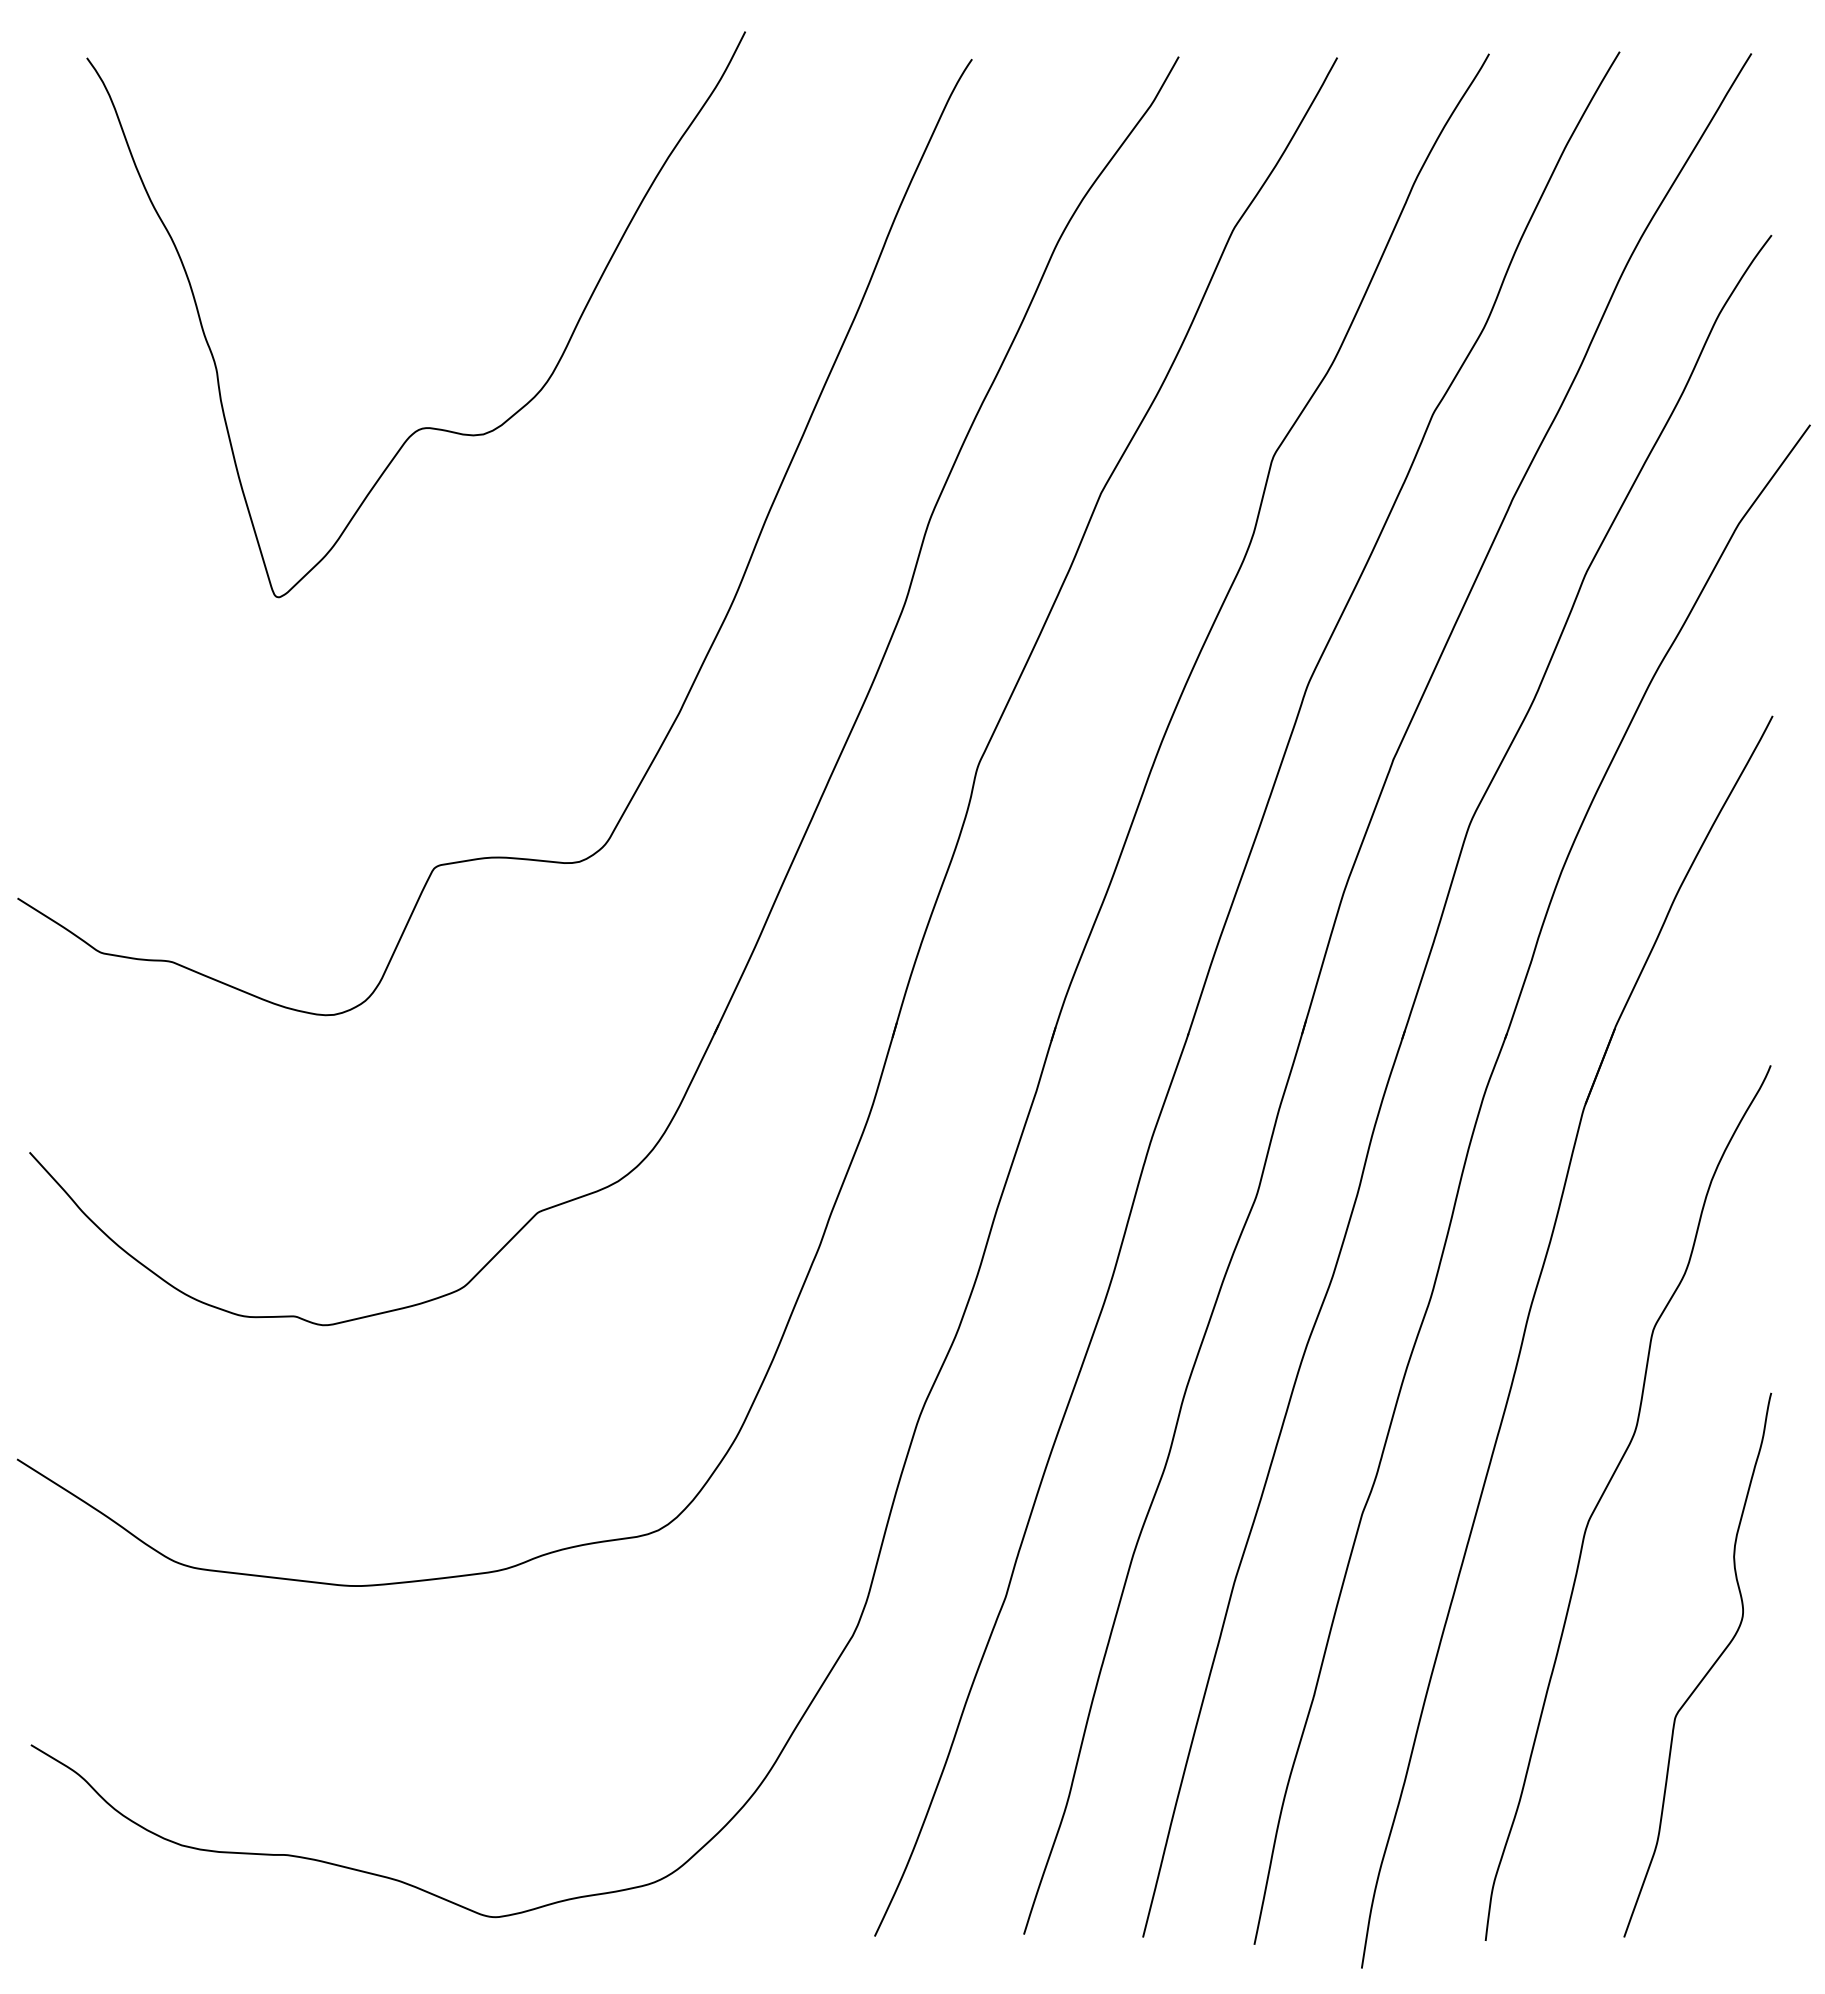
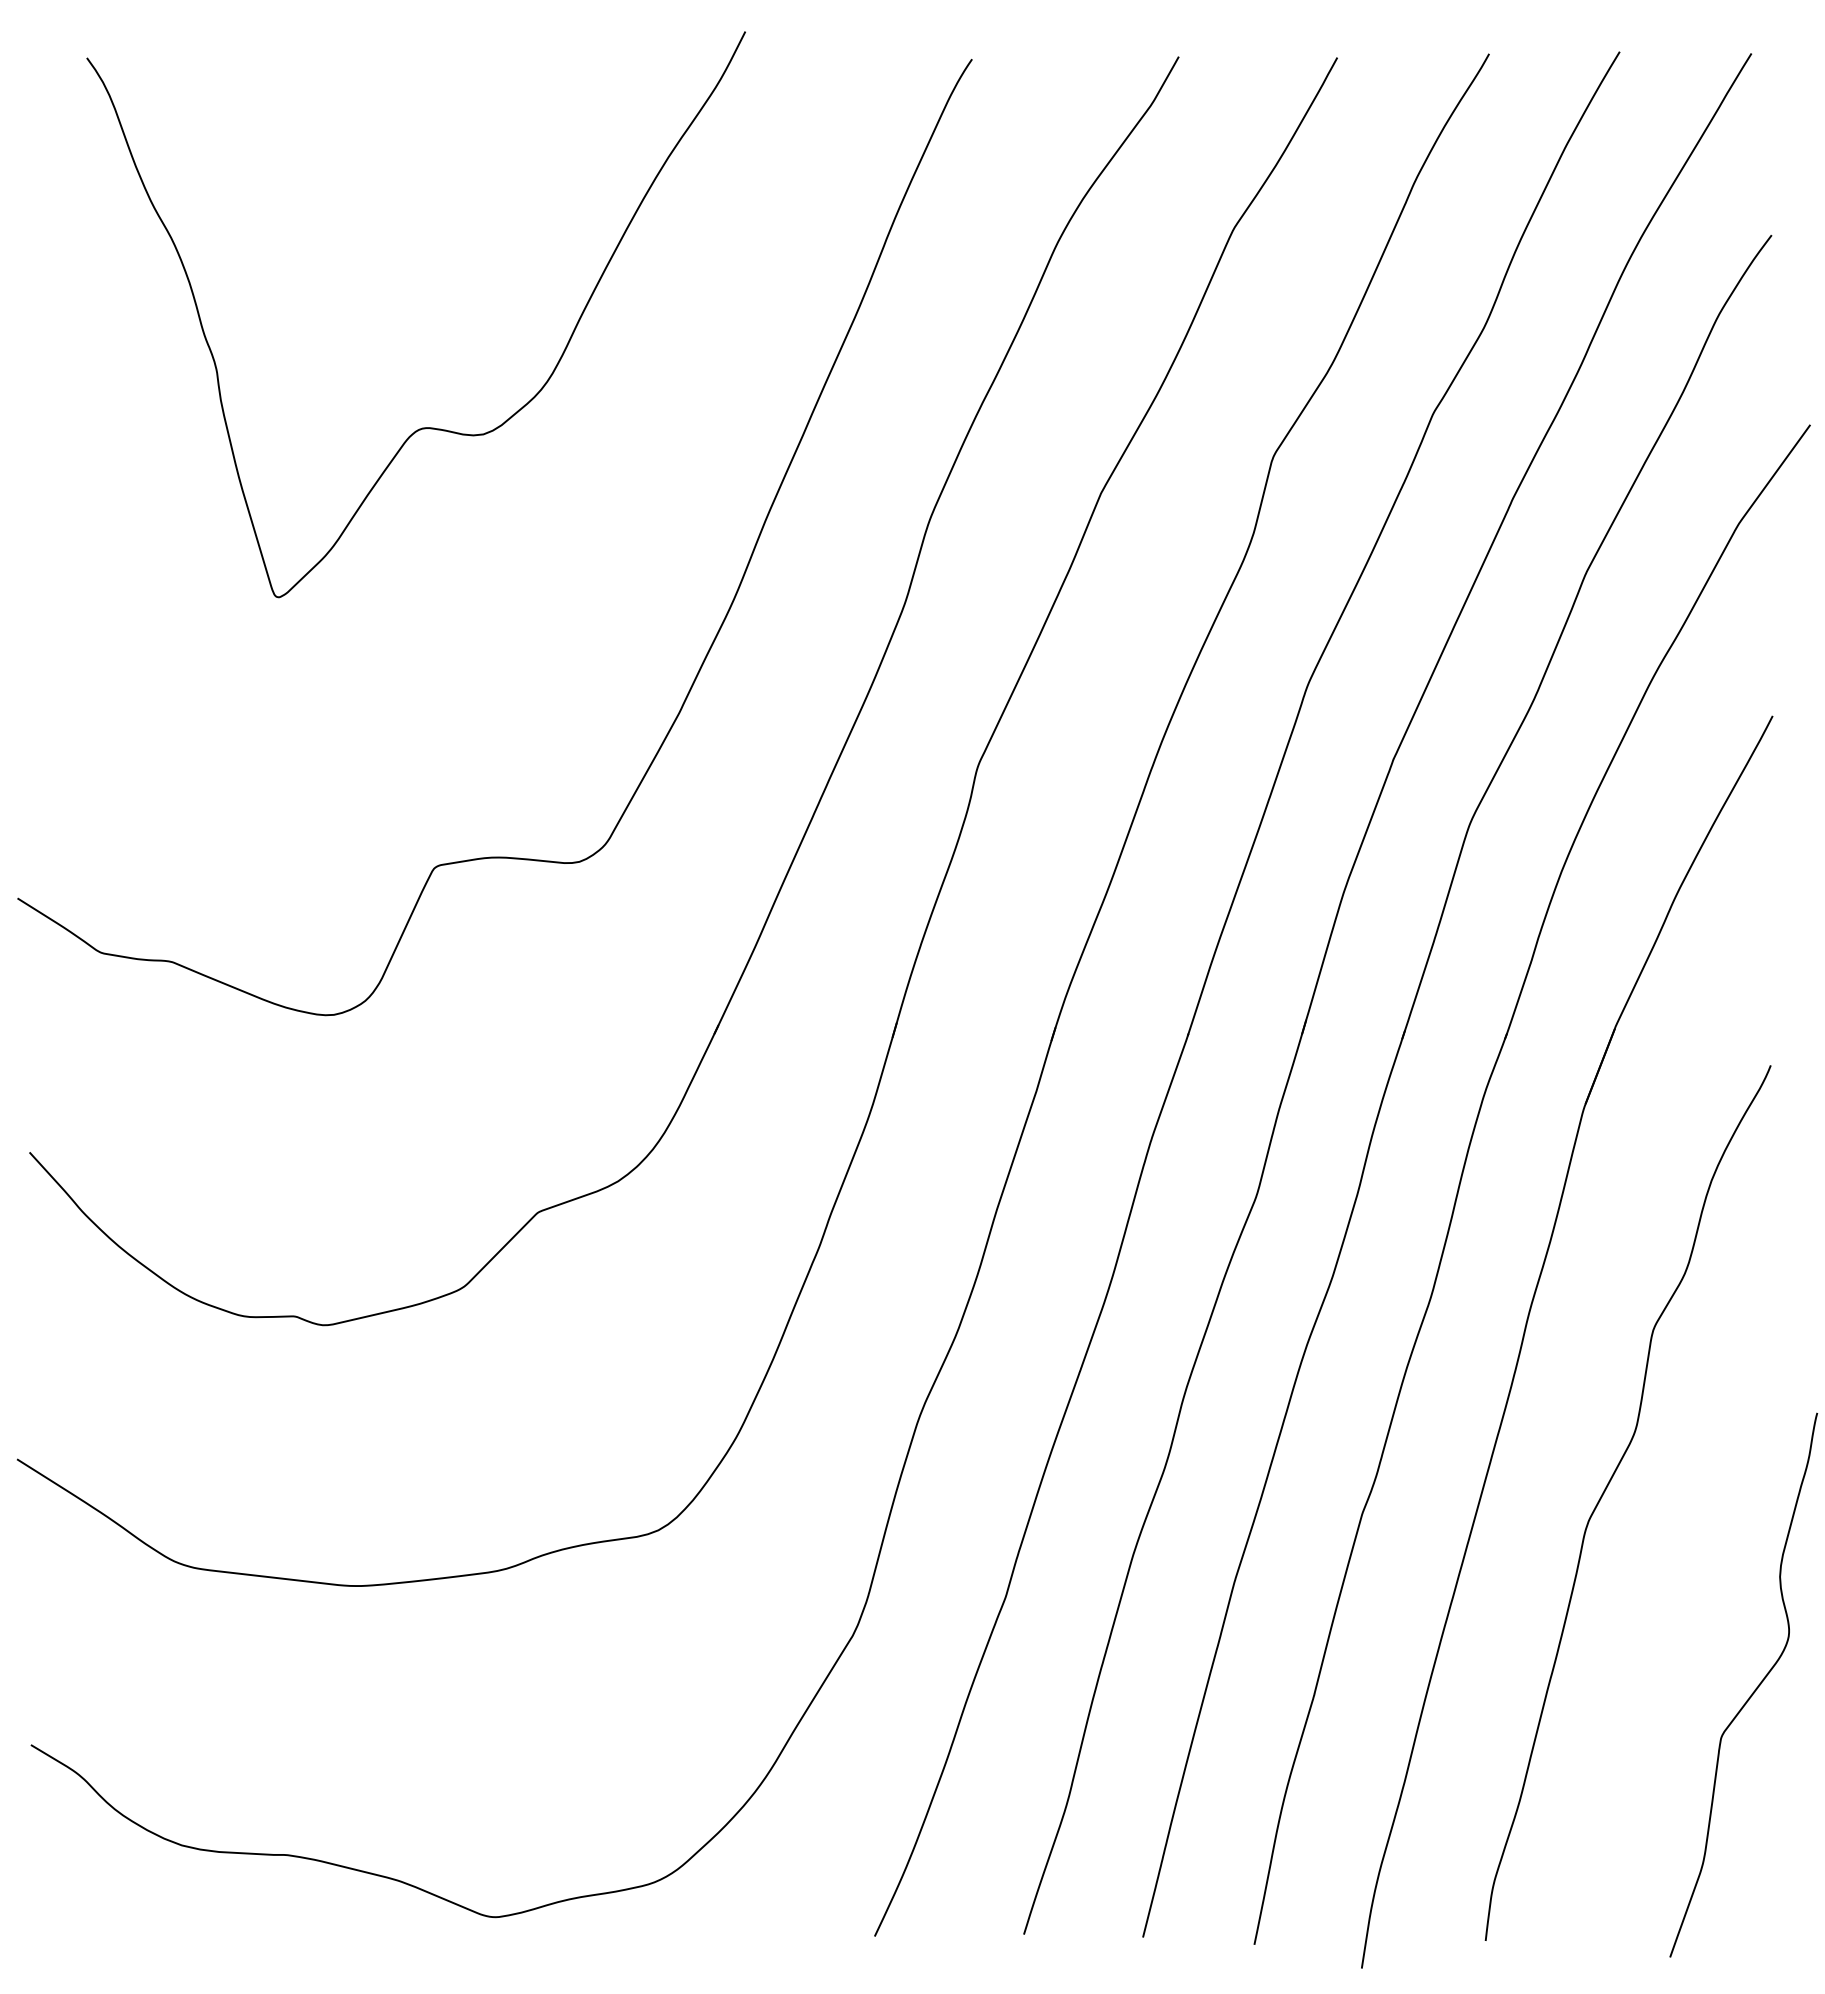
curve position: (1706, 1672) -> (1752, 1692) (1752, 1692)
